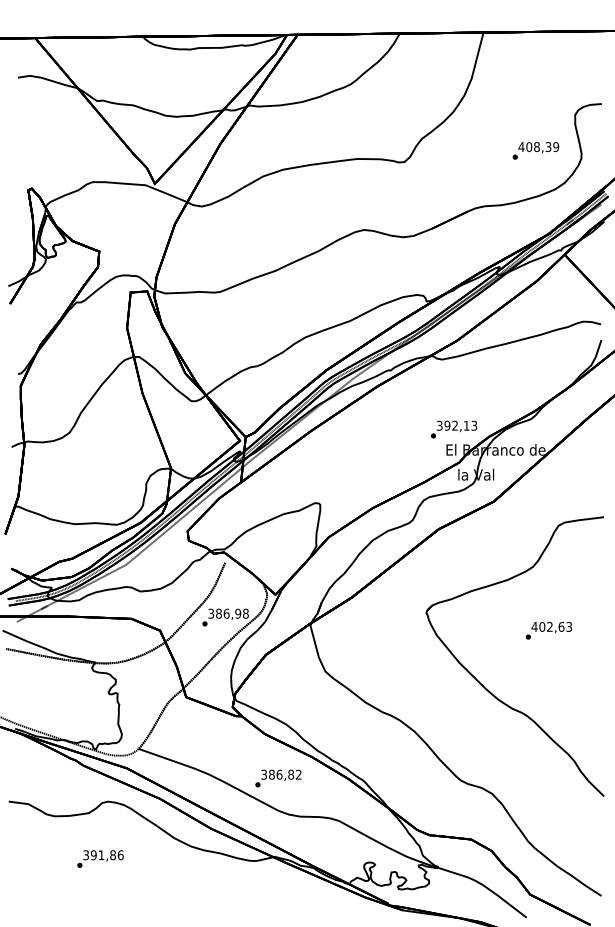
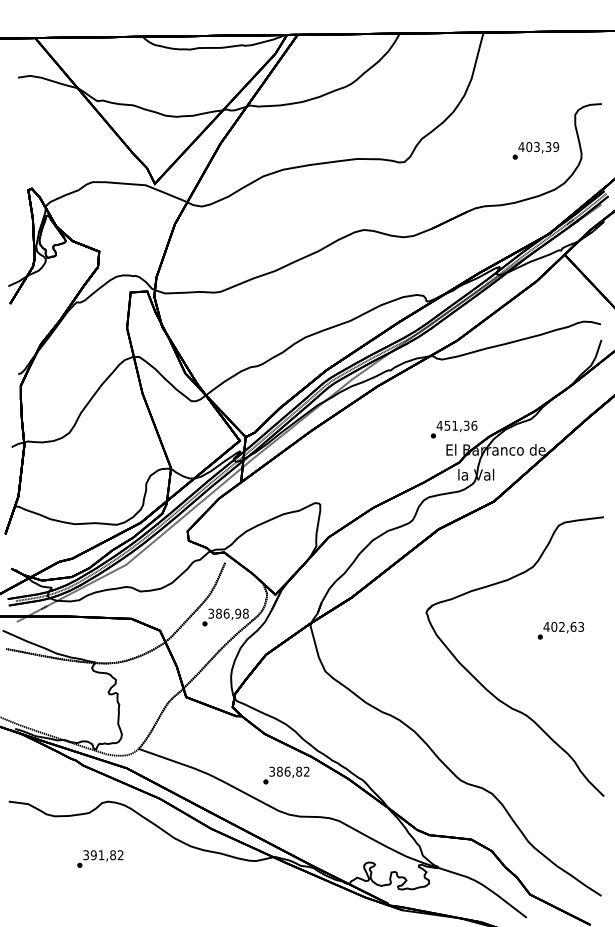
text: 408,39 -> 403,39 (536, 146)
text: 392,13 -> 451,36 (456, 425)
text position: (548, 630) -> (560, 630) (560, 630)
text position: (278, 778) -> (286, 775) (286, 775)
text: 391,86 -> 391,82 (120, 855)
